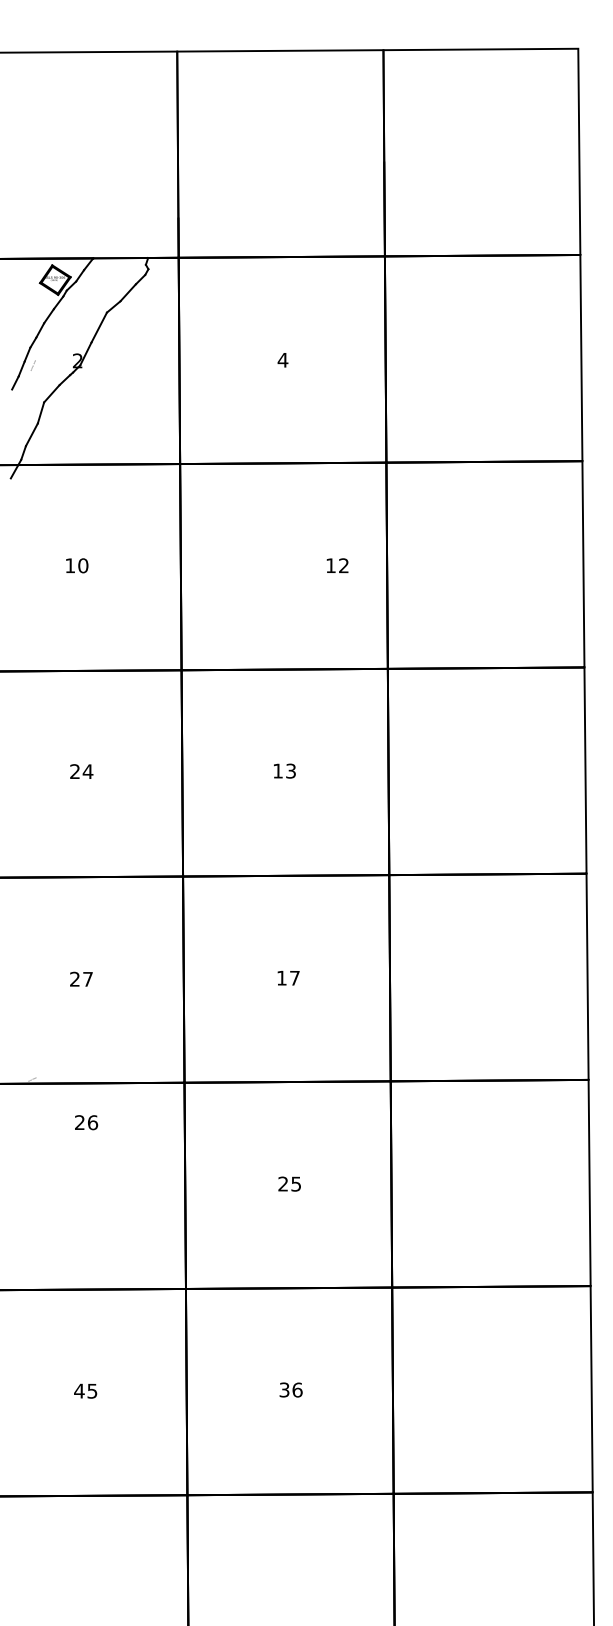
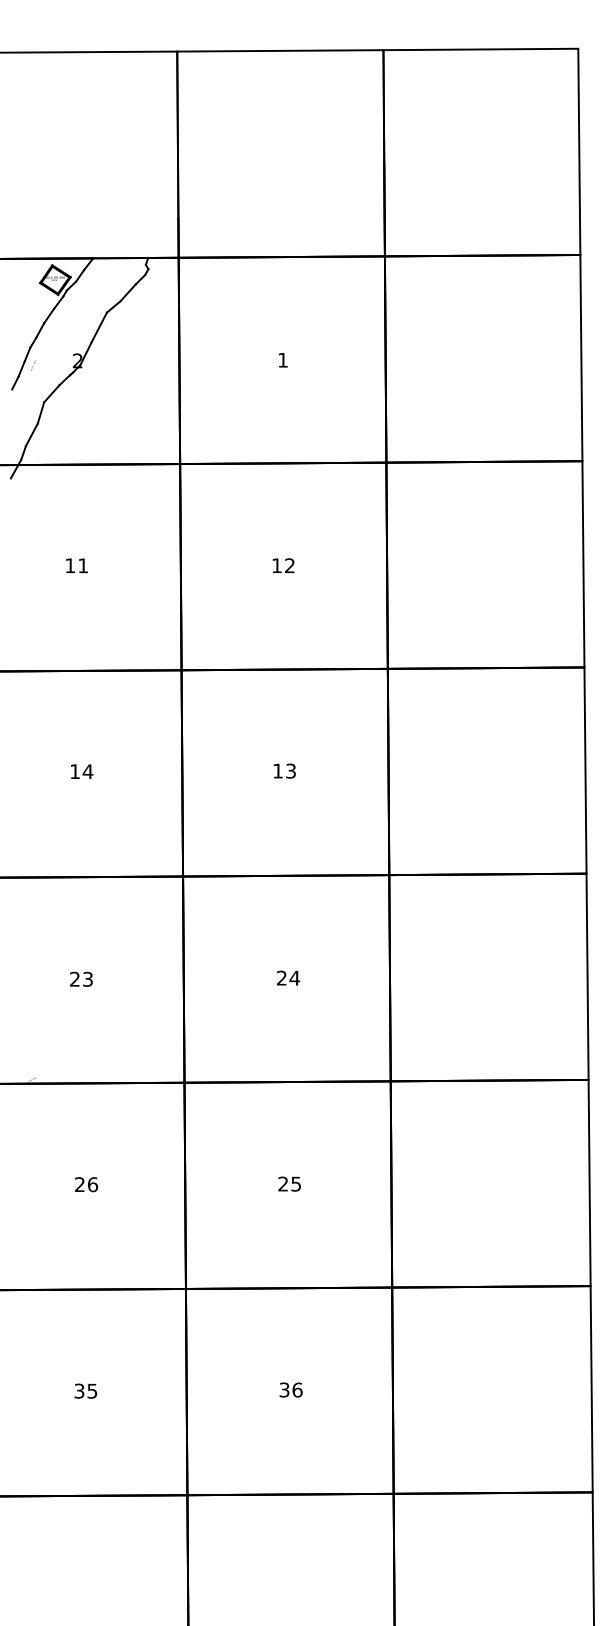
text: 4 -> 1 (282, 360)
text: 10 -> 11 (83, 565)
text position: (337, 565) -> (283, 565) (283, 565)
text: 24 -> 14 (74, 771)
text: 17 -> 24 (288, 977)
text: 27 -> 23 (87, 978)
text position: (86, 1122) -> (86, 1184) (86, 1184)
text: 45 -> 35 (79, 1390)
